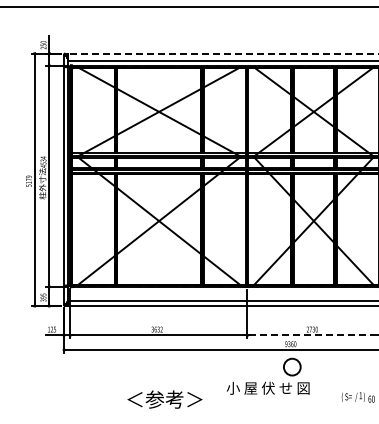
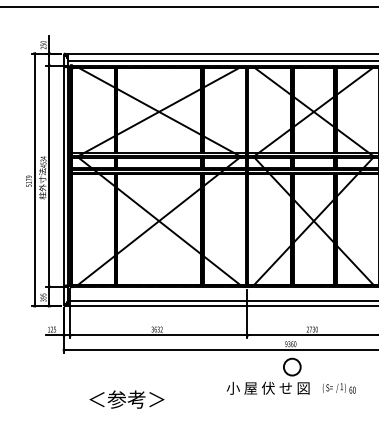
line: dashed -> solid (222, 53)
line: dashed -> solid (313, 335)
text position: (357, 397) -> (338, 388) (338, 388)
text position: (164, 399) -> (126, 399) (126, 399)
